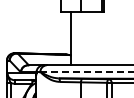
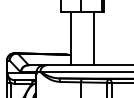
line: none -> present (94, 38)
line: dashed -> solid (87, 72)
